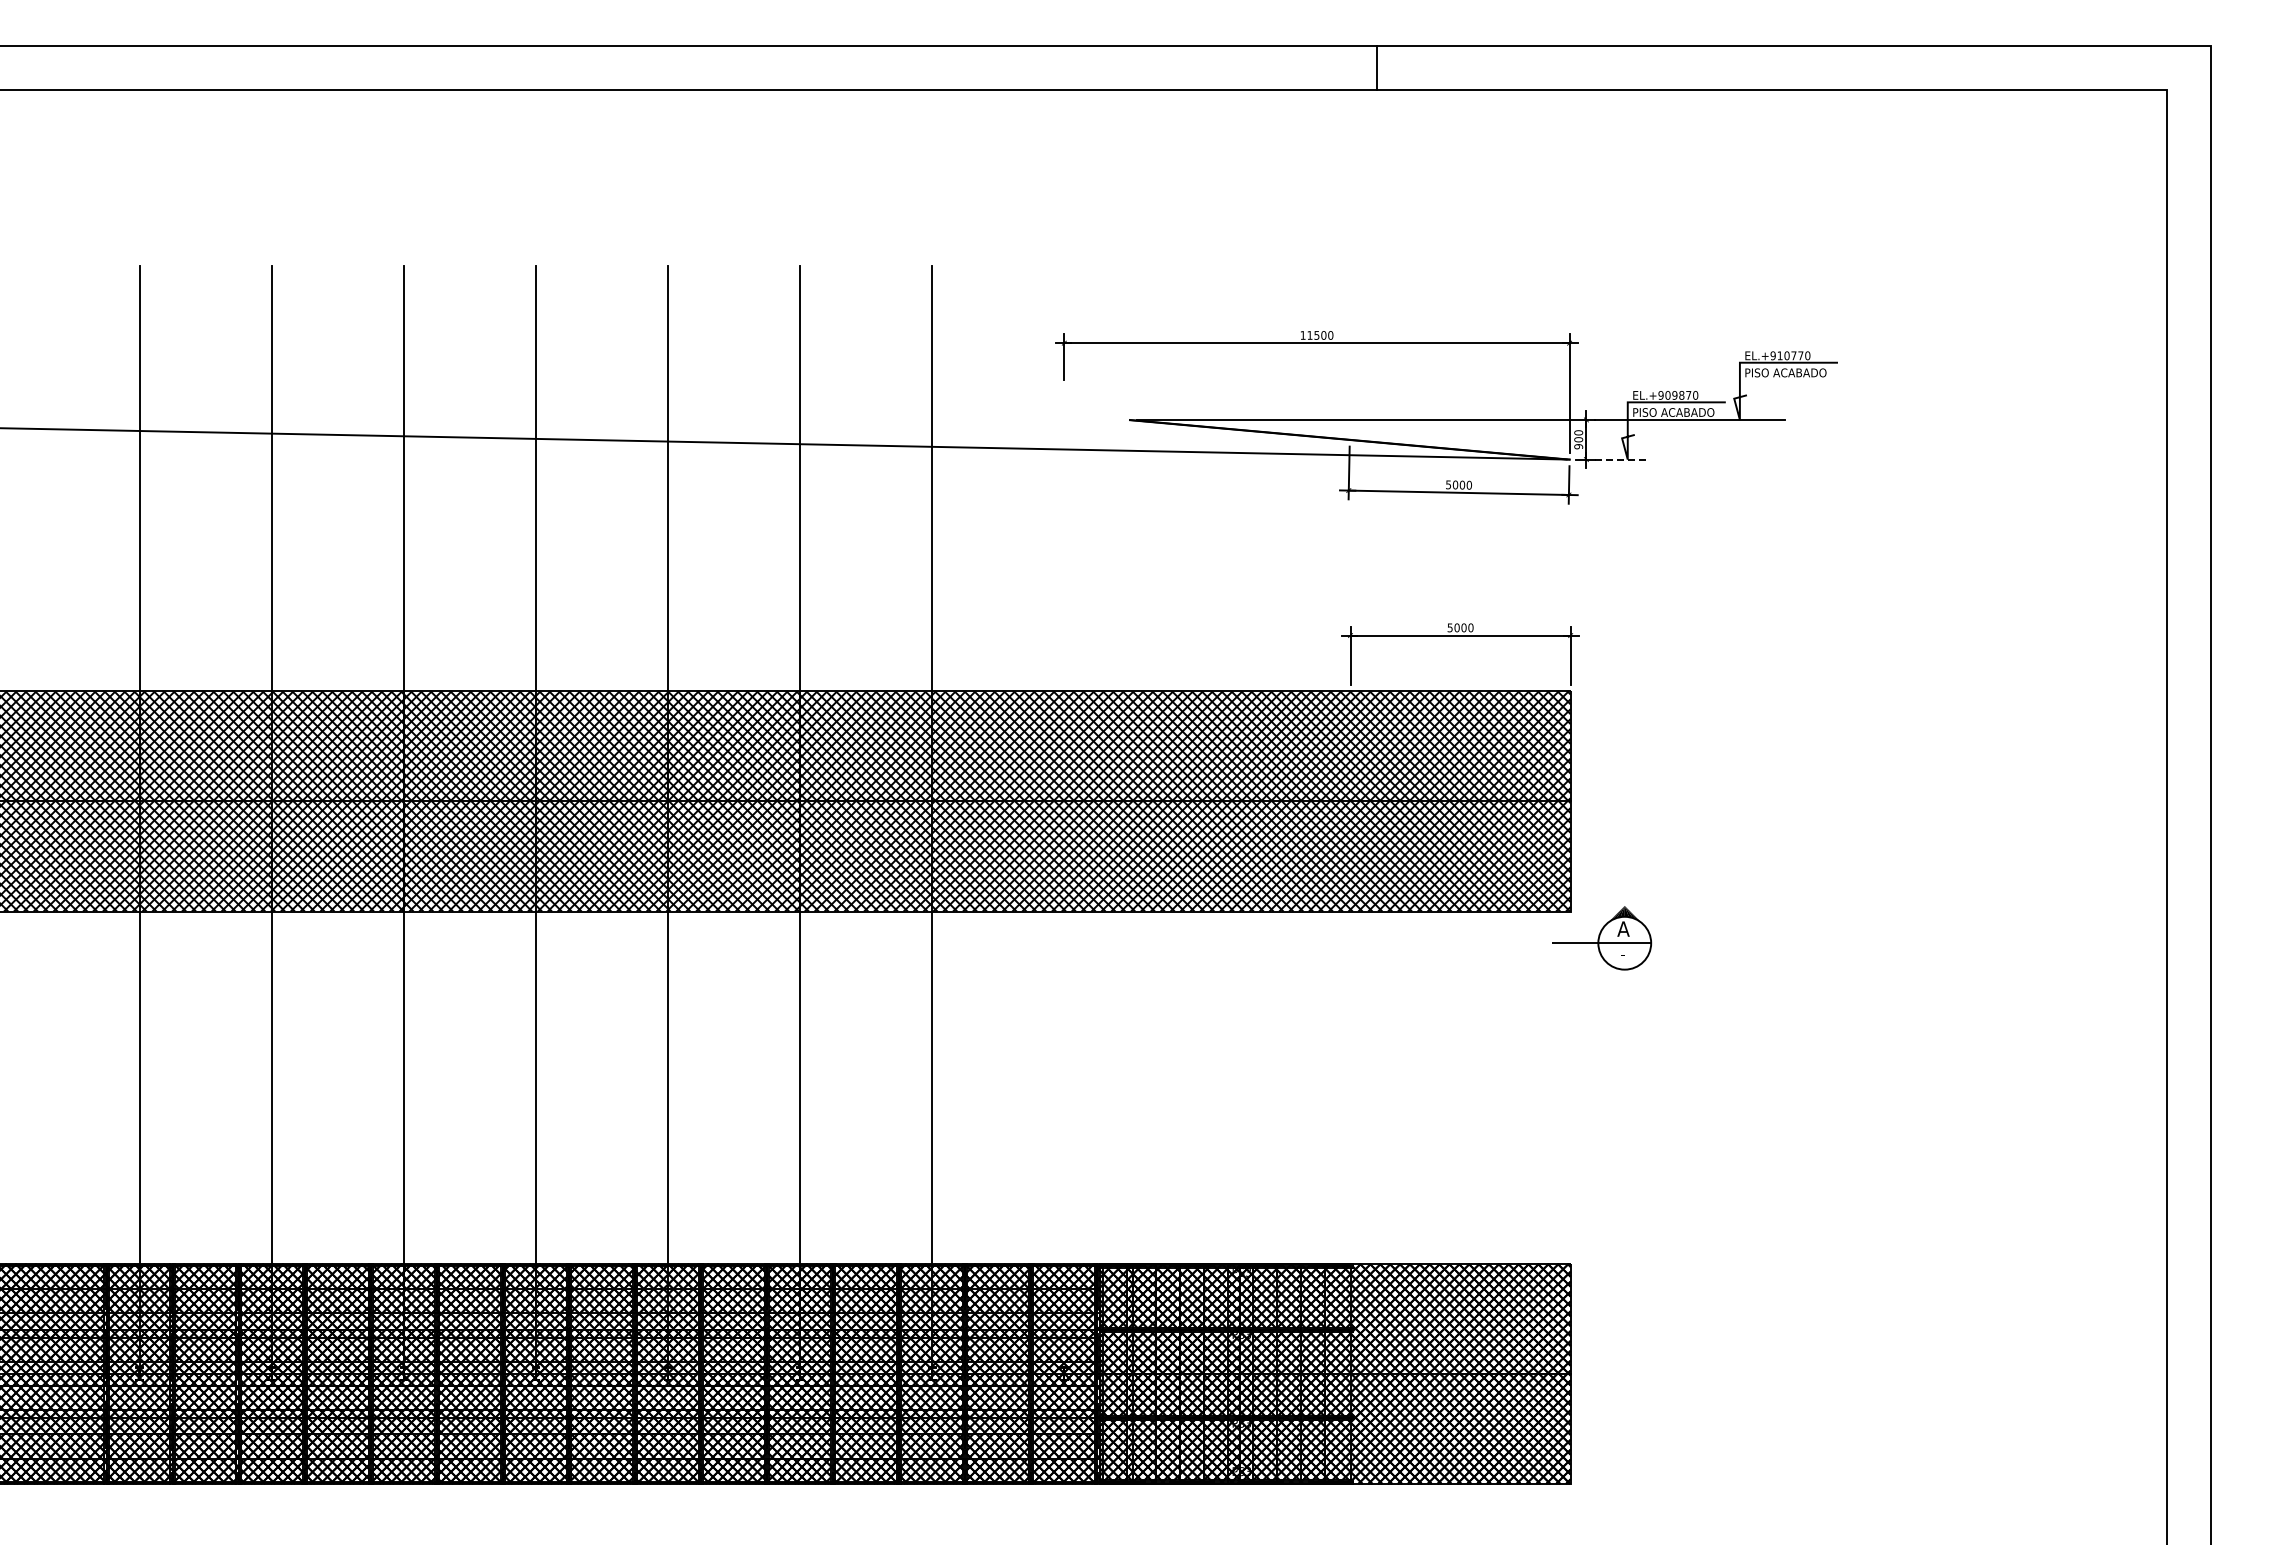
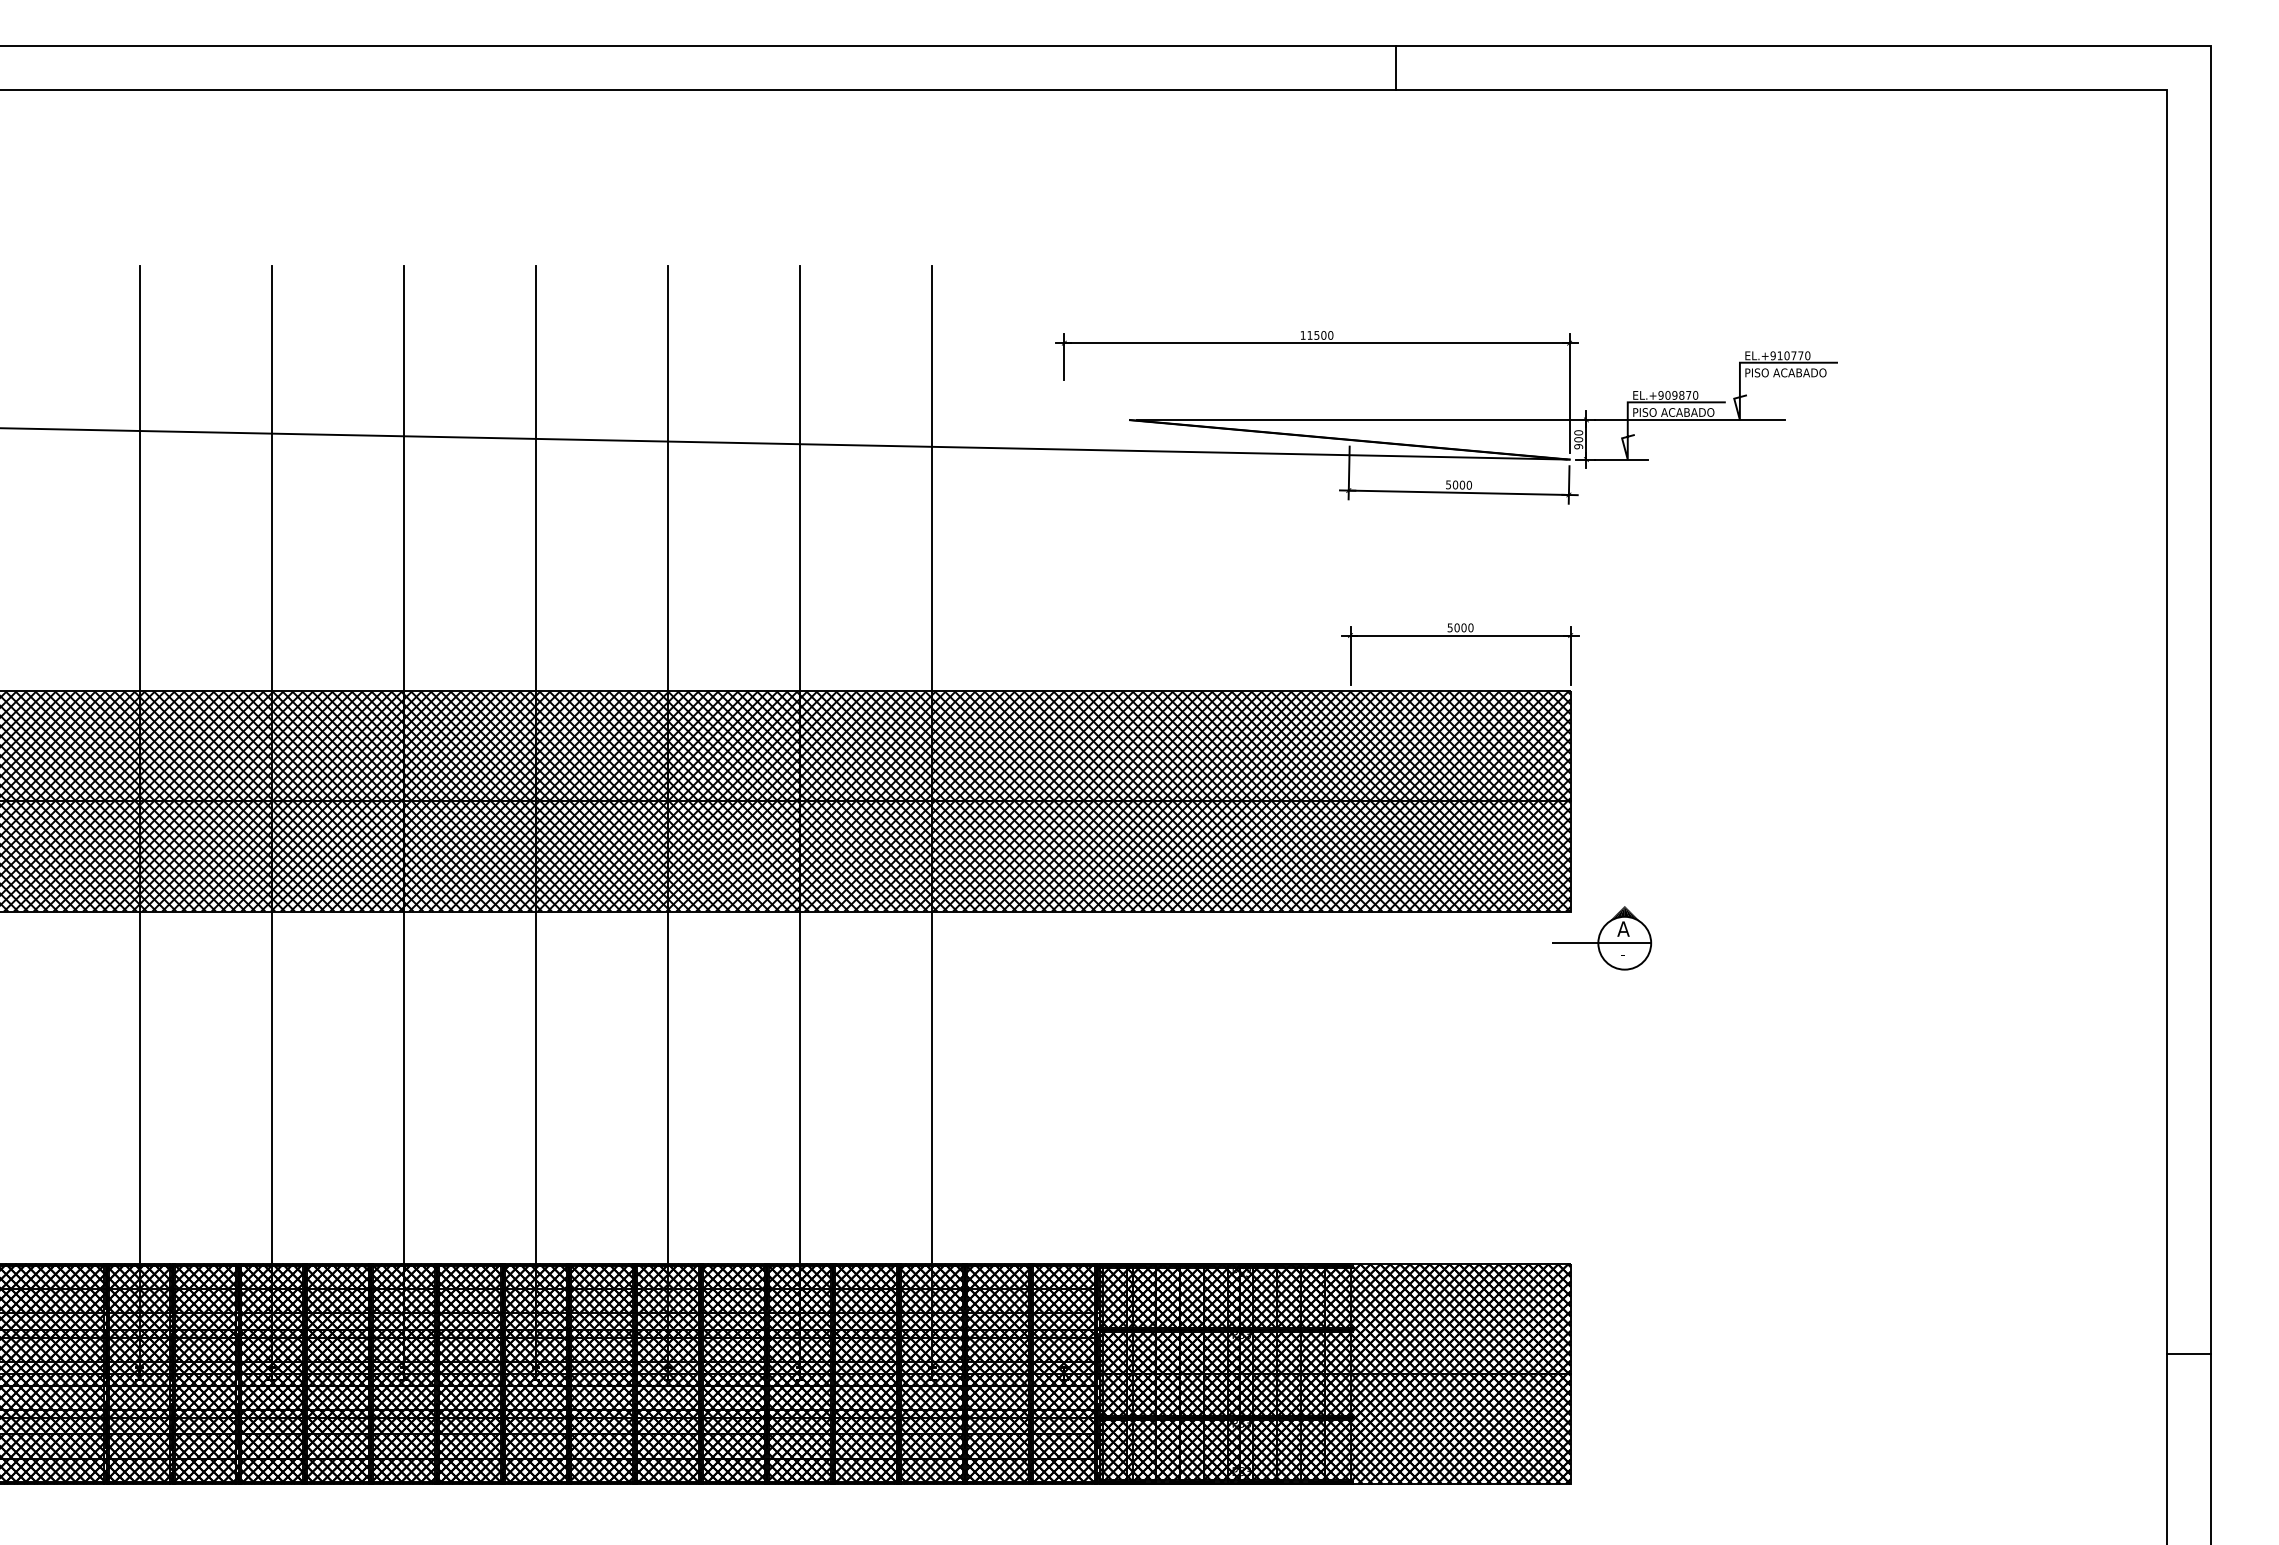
line position: (1377, 68) -> (1396, 68) (1396, 68)
line: dashed -> solid (1621, 459)
line: none -> present (2188, 1354)
